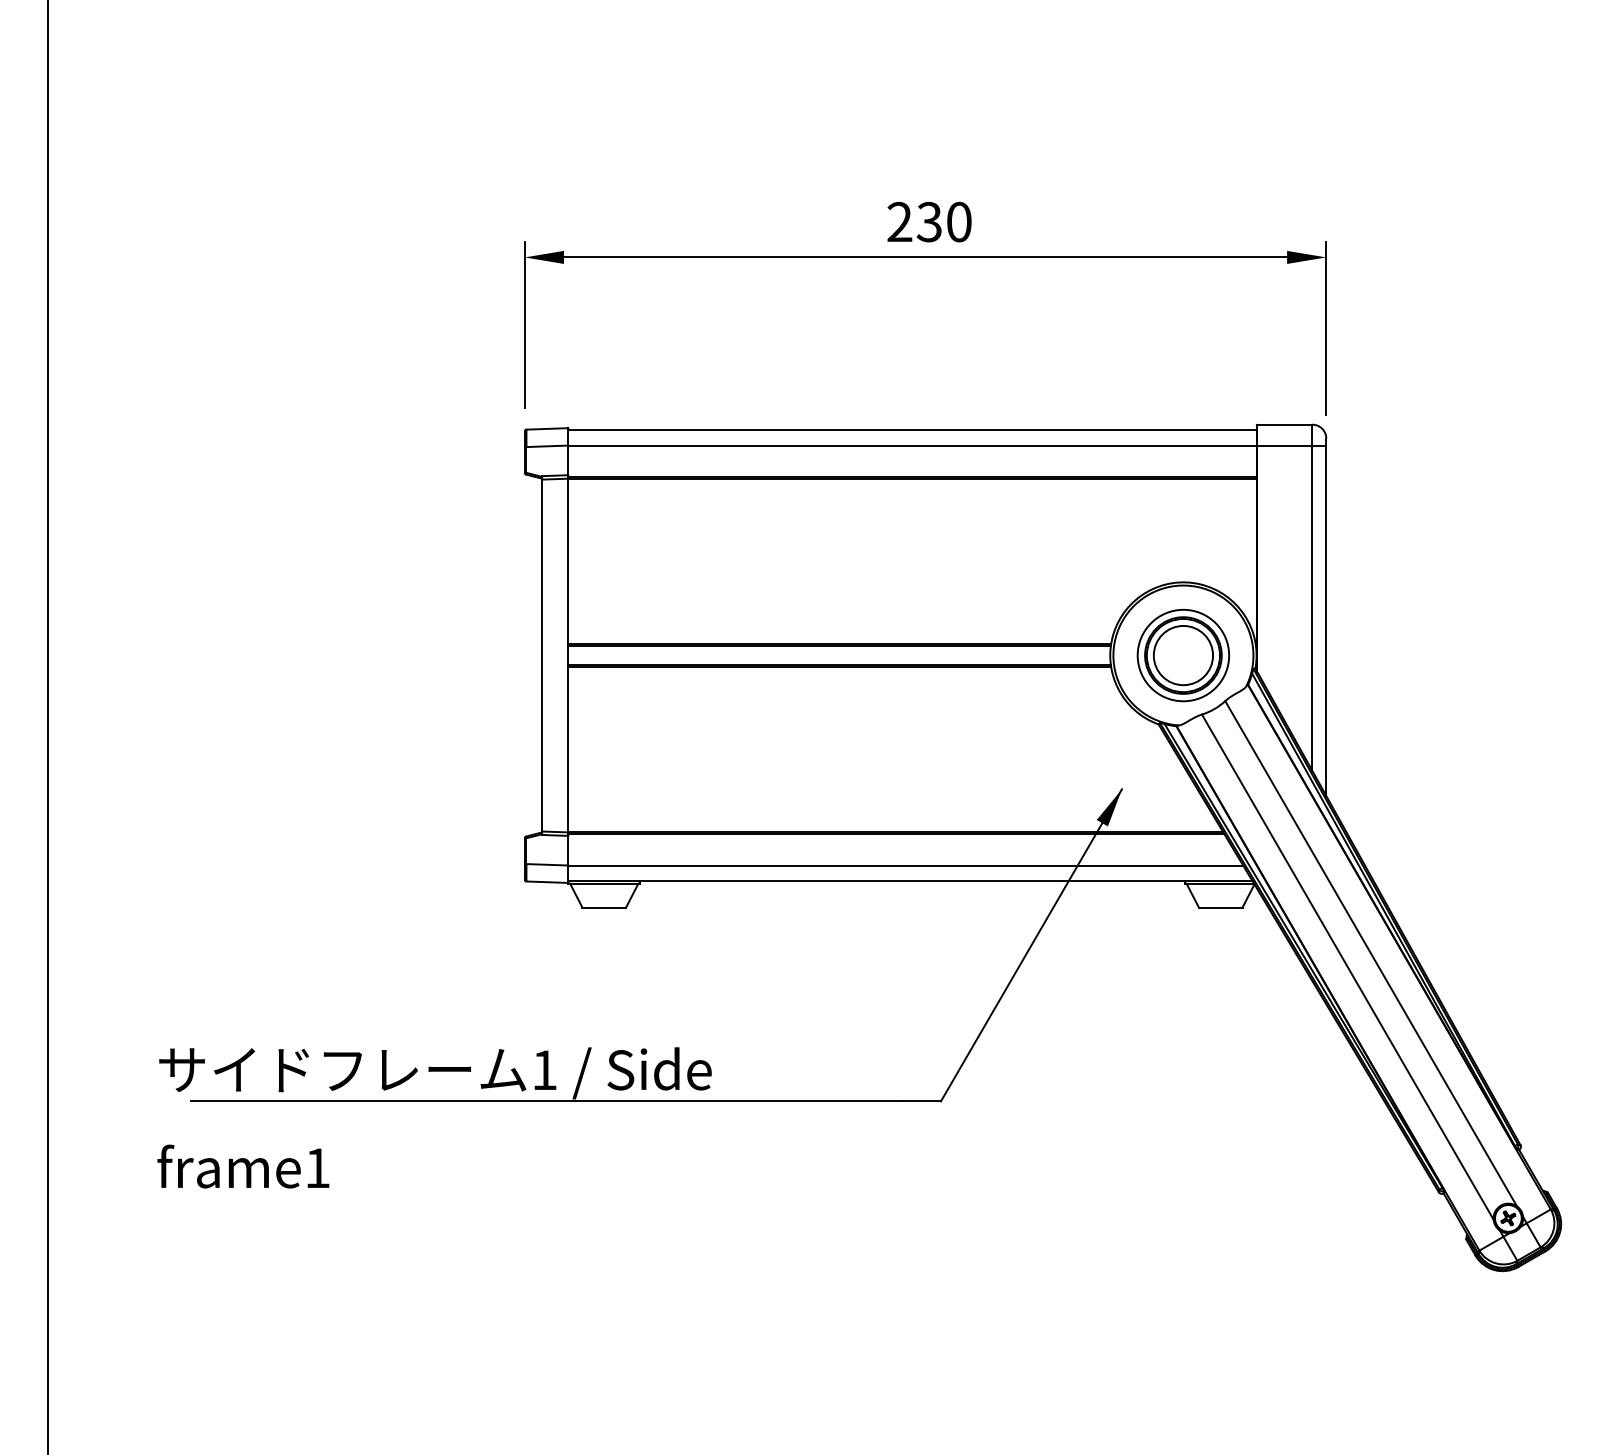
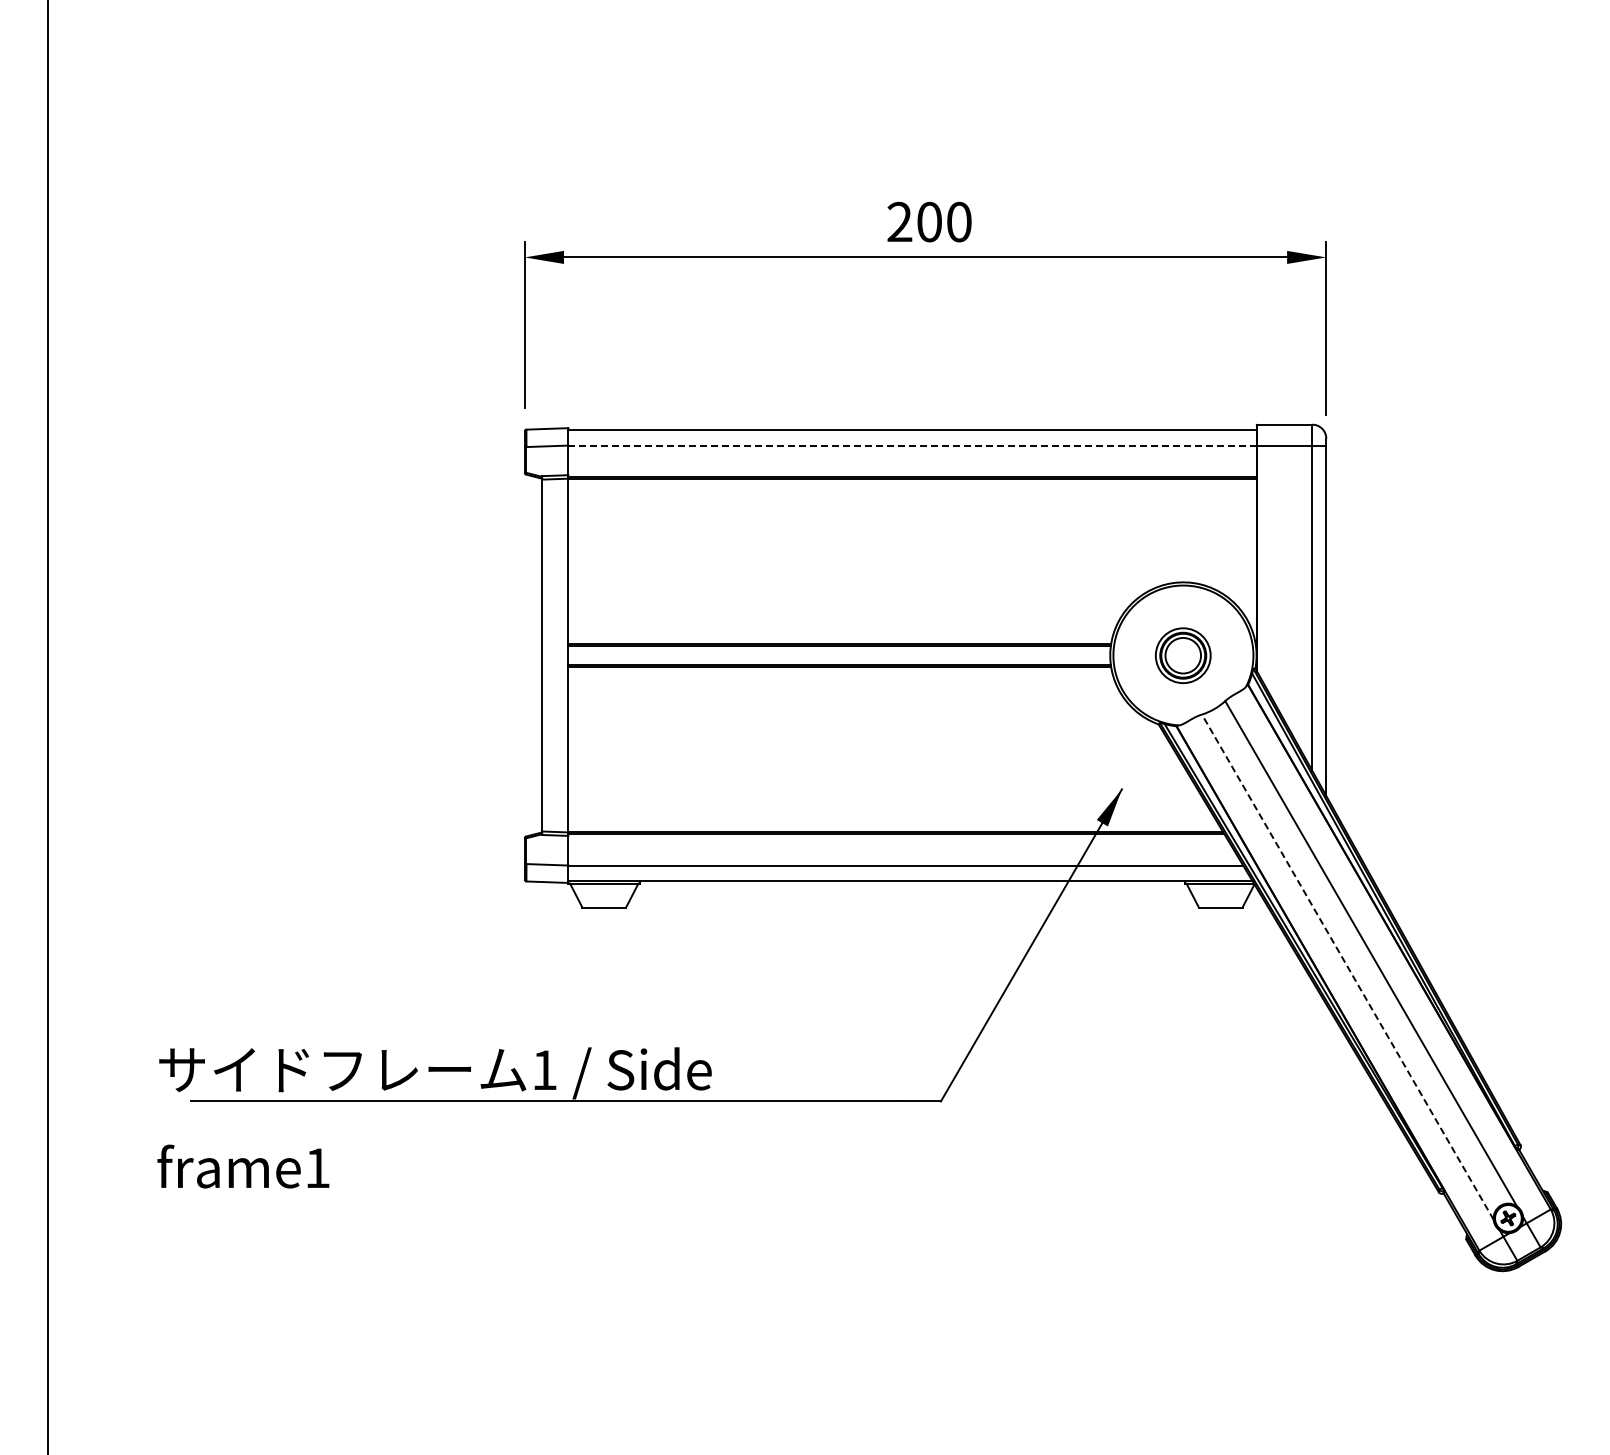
text: 230 -> 200 (928, 222)
line: solid -> dashed (911, 445)
part size: 94x94 px -> 57x58 px (1183, 655)
line: solid -> dashed (1347, 967)
